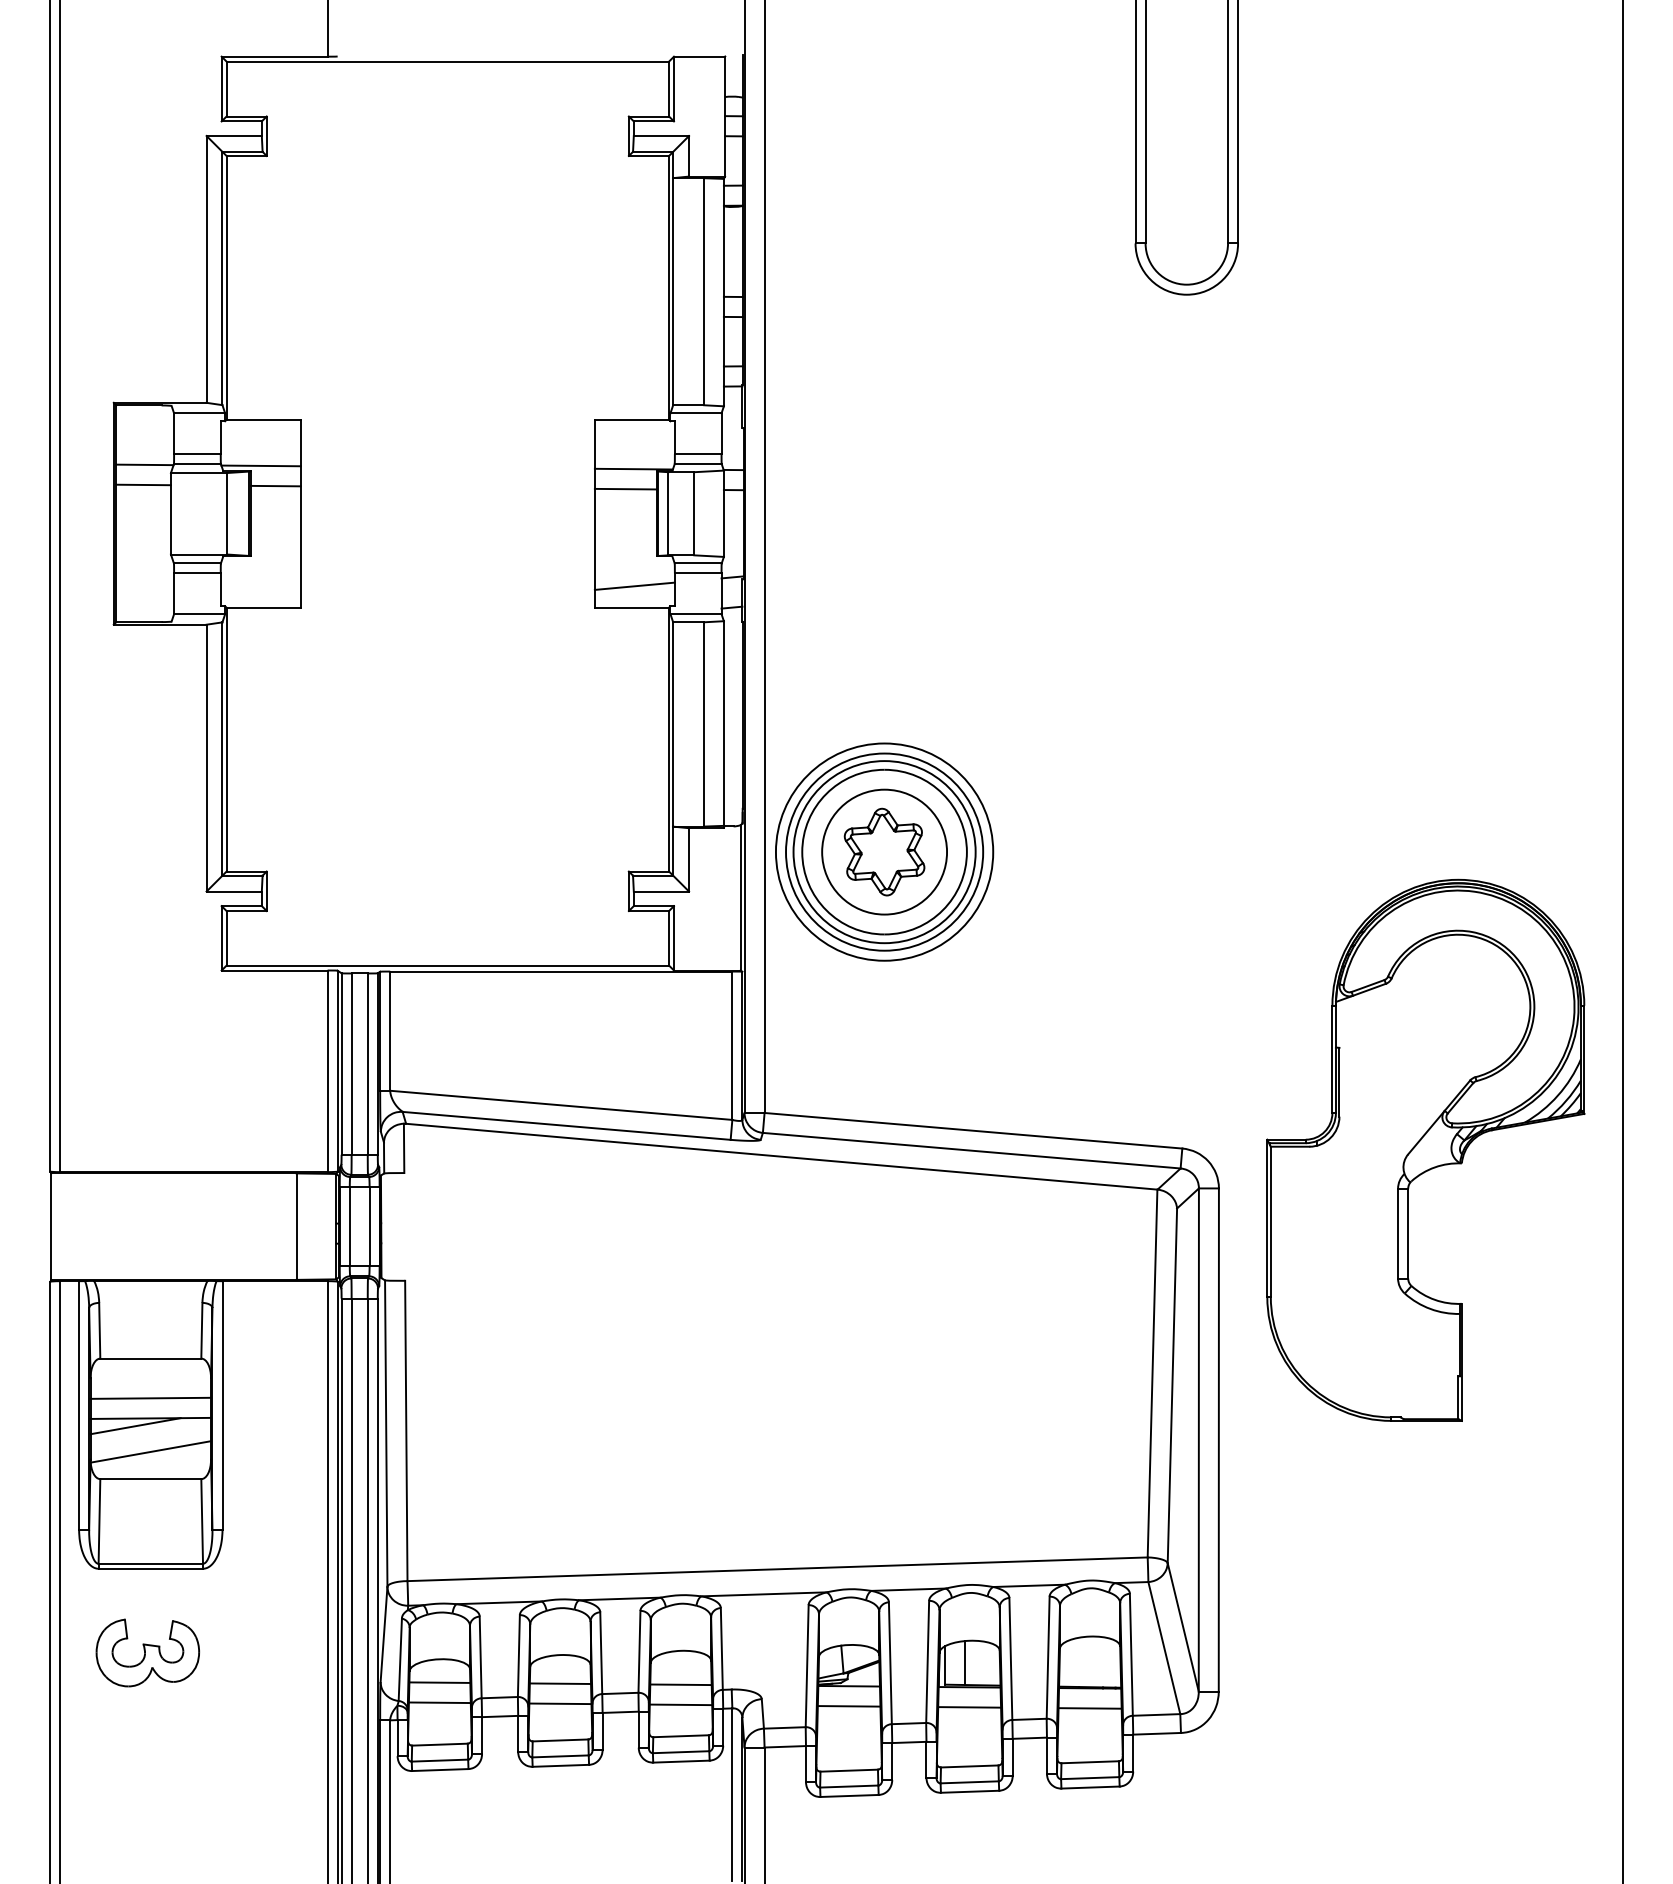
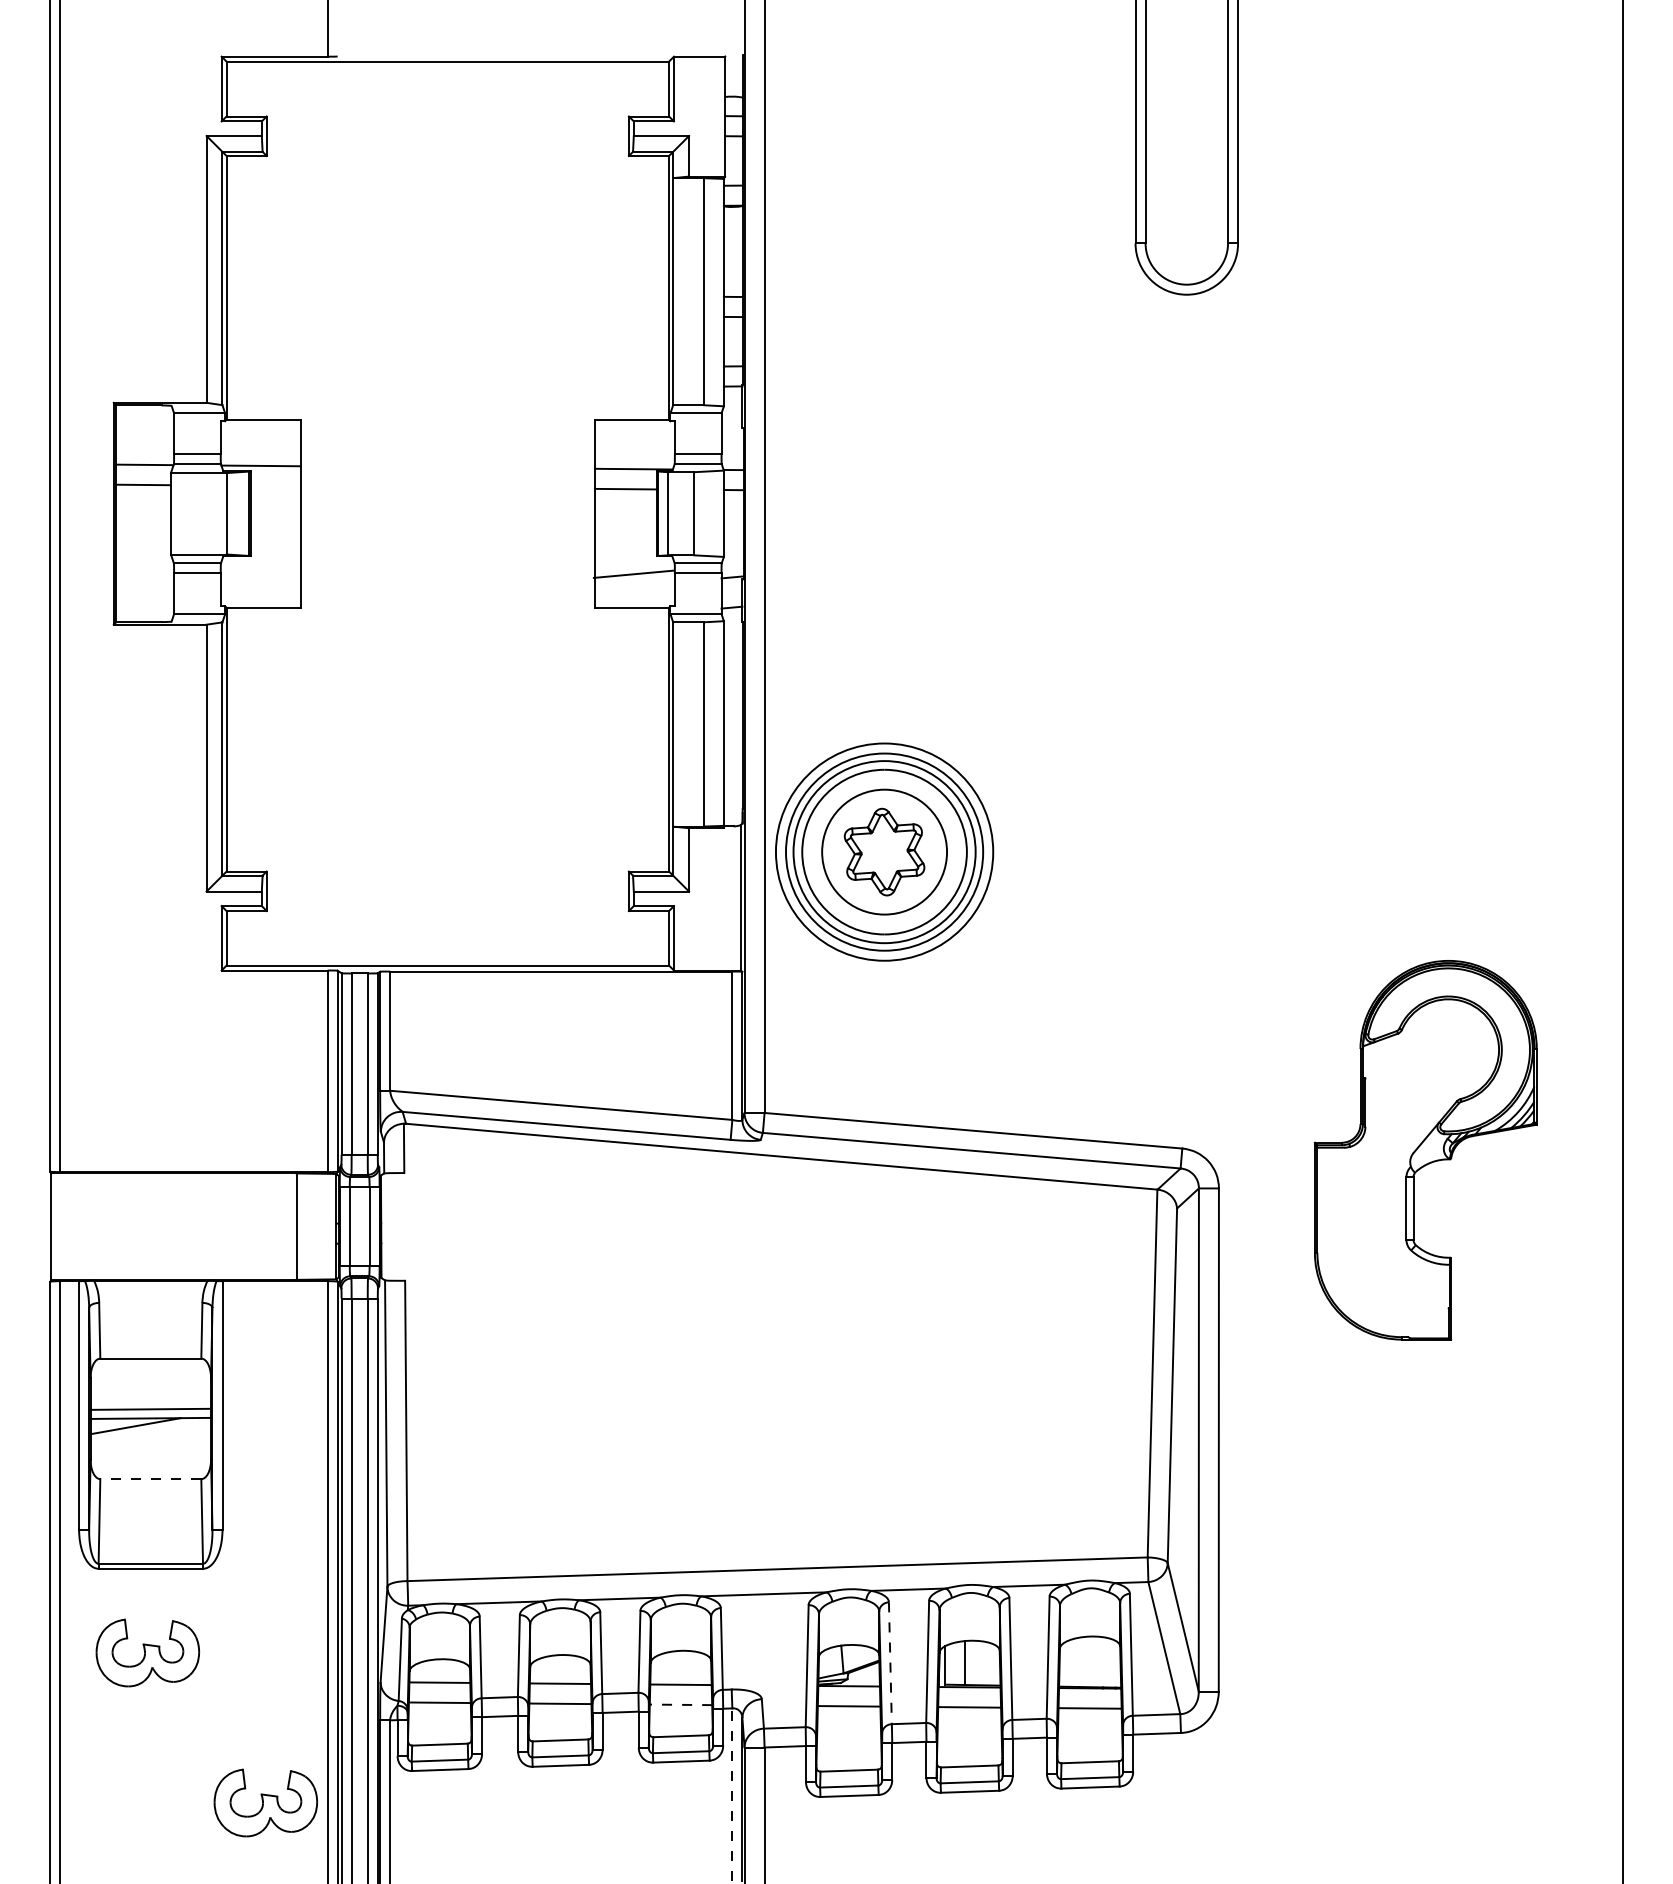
line: present -> none (275, 485)
line position: (634, 585) -> (633, 573) (633, 573)
part size: 320x544 px -> 225x381 px (1425, 1150)
line position: (150, 1397) -> (150, 1408) (150, 1408)
line: present -> none (150, 1451)
line: solid -> dashed (150, 1479)
line: solid -> dashed (890, 1663)
line: solid -> dashed (680, 1704)
line: solid -> dashed (732, 1794)
part: none -> present (265, 1802)
